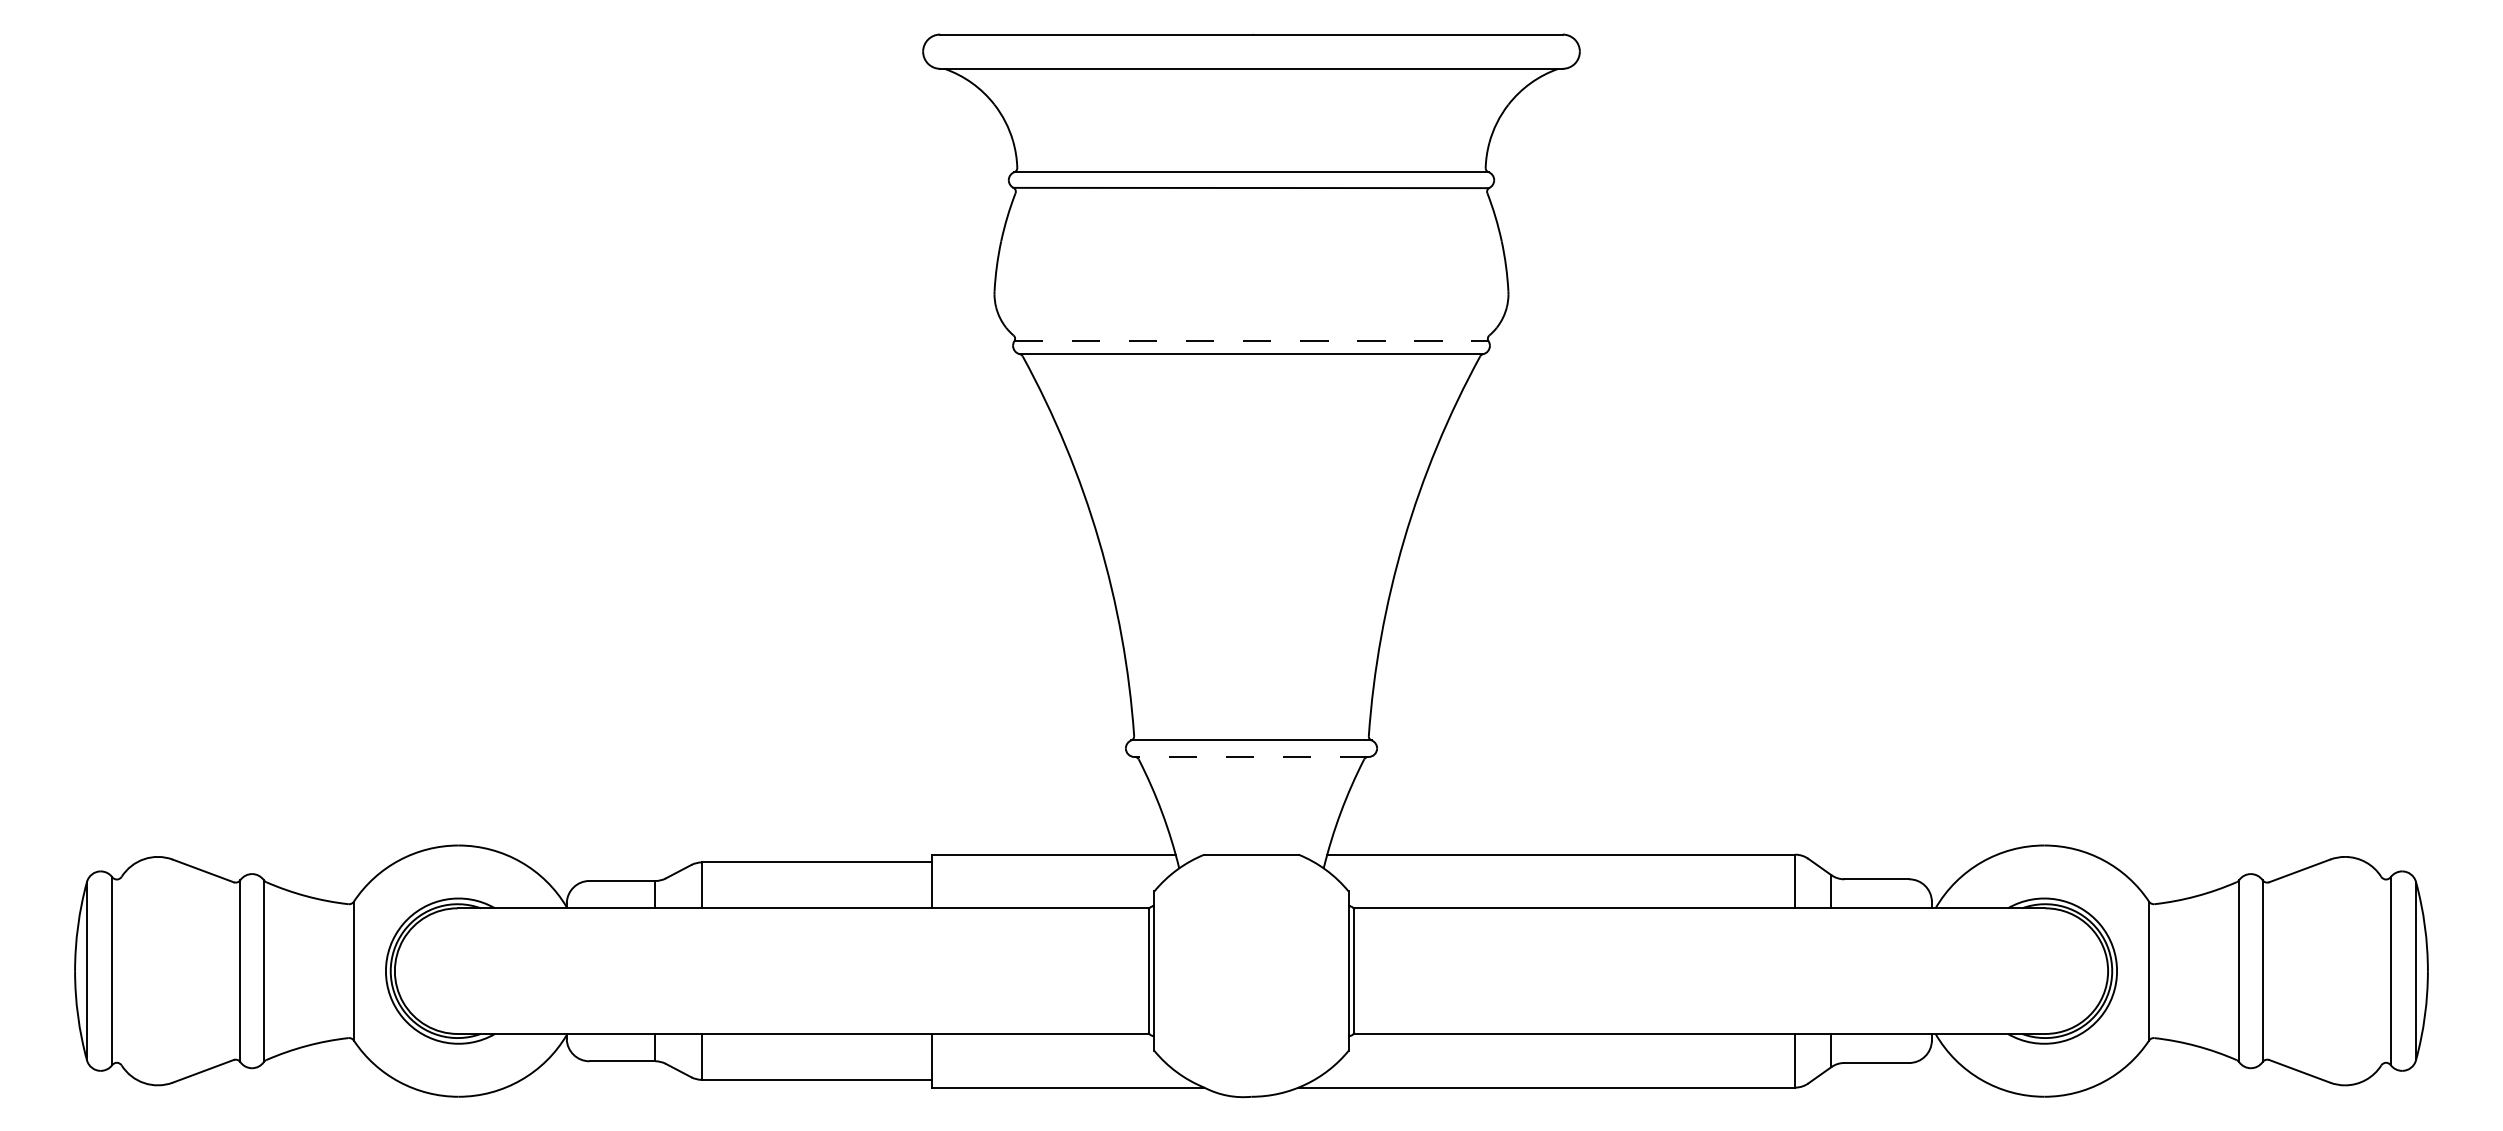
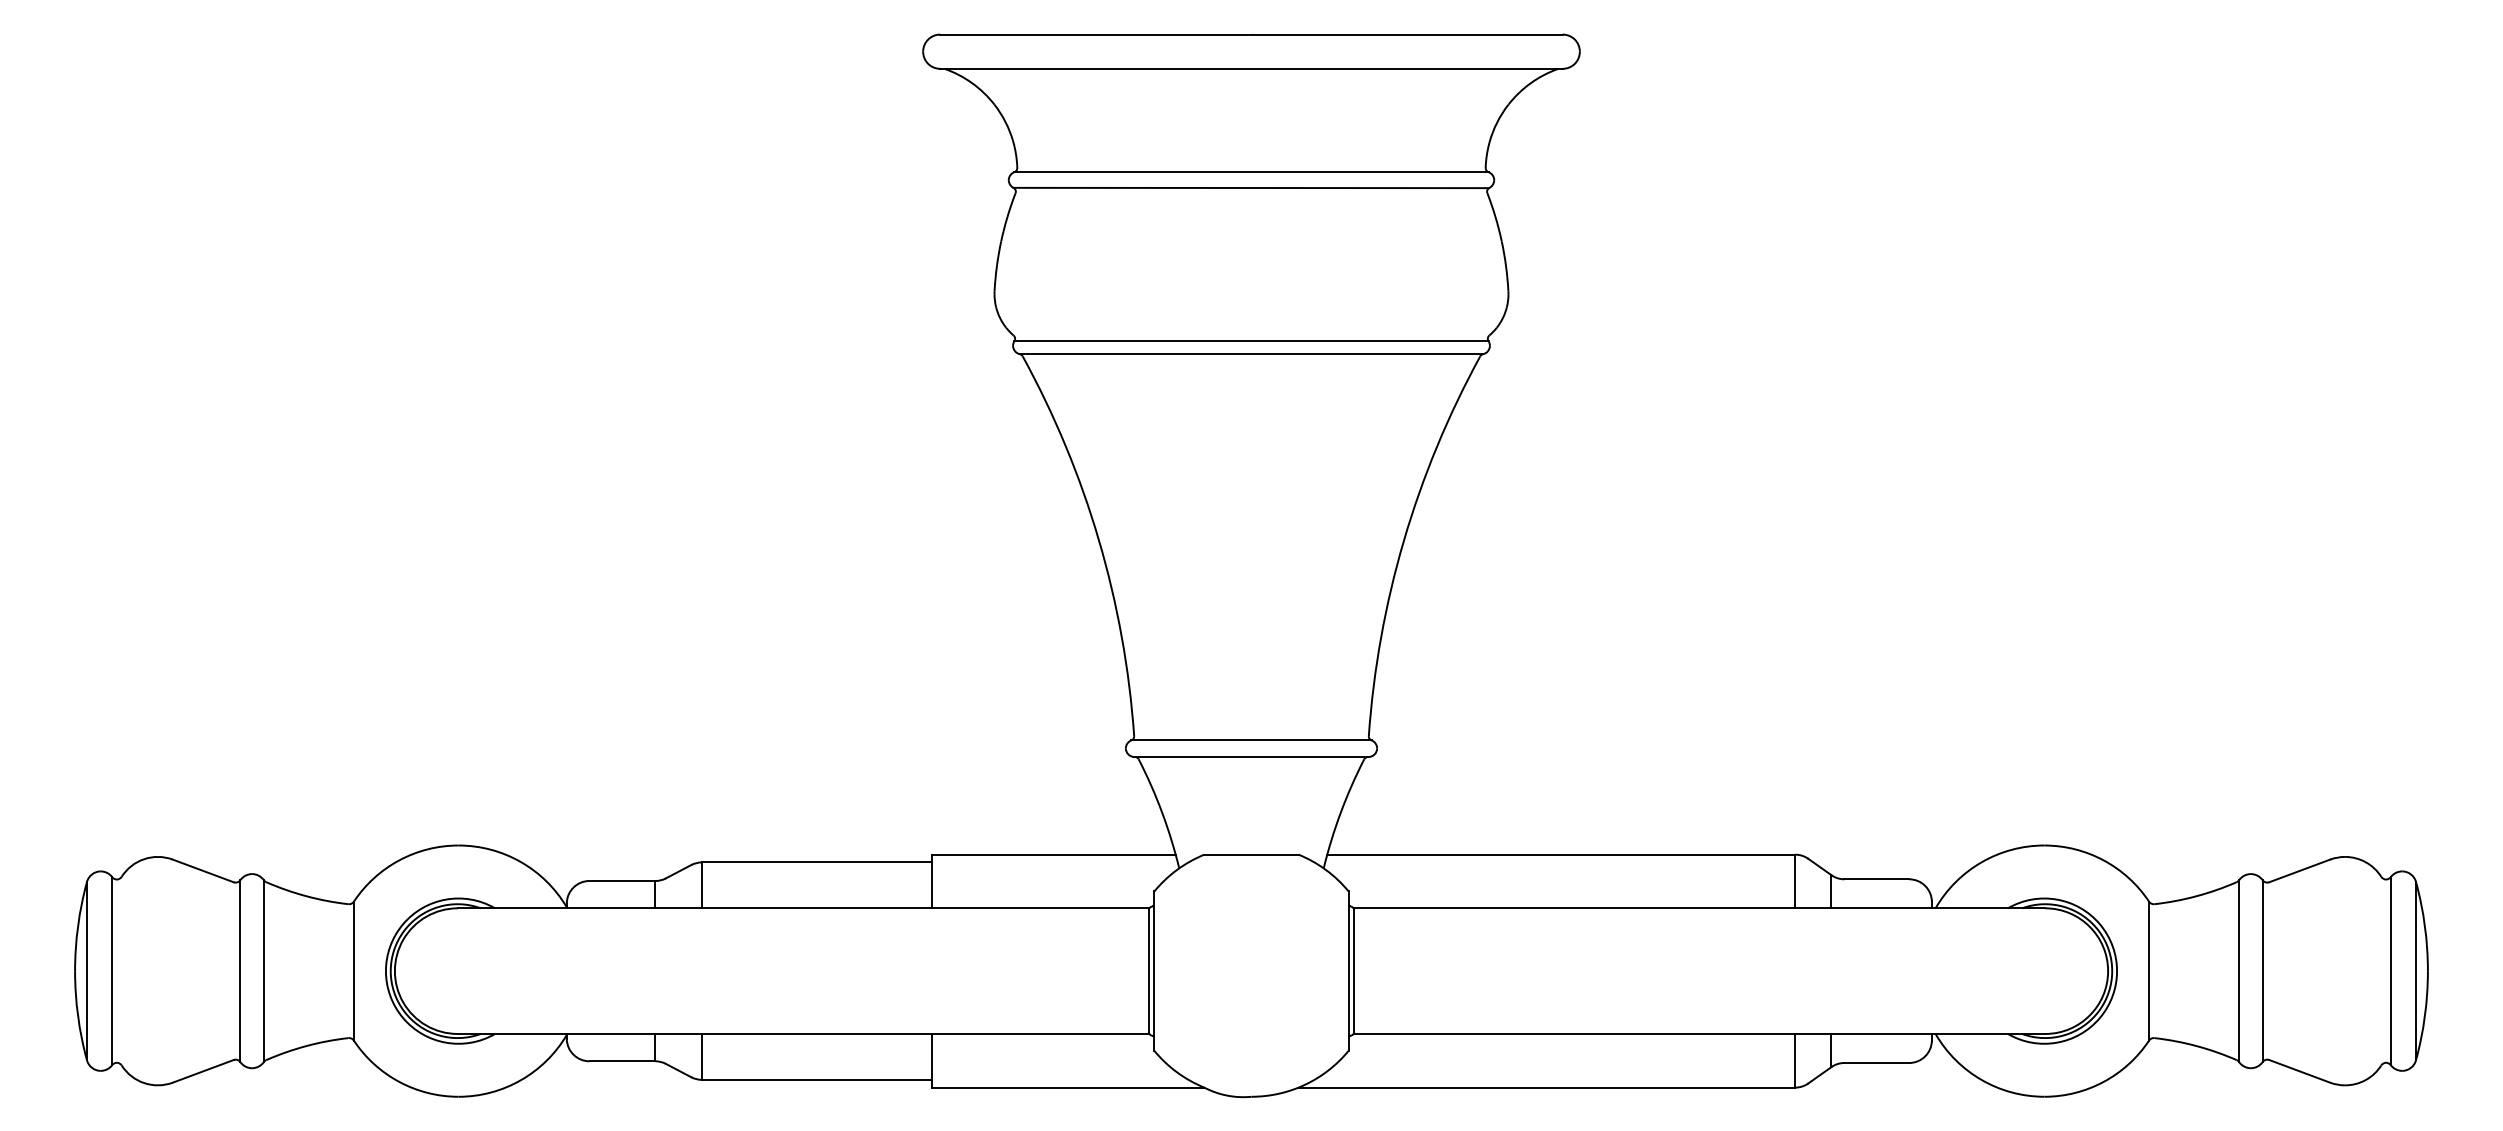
line: dashed -> solid (1252, 341)
line: dashed -> solid (1251, 756)
